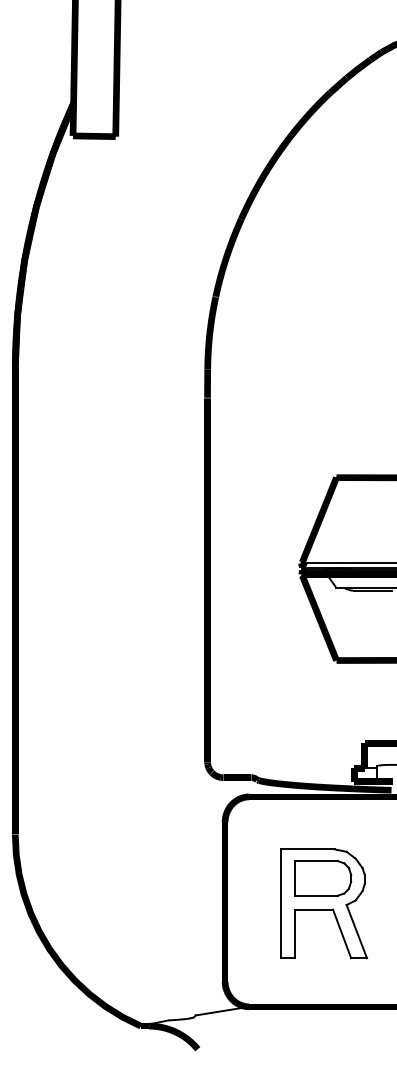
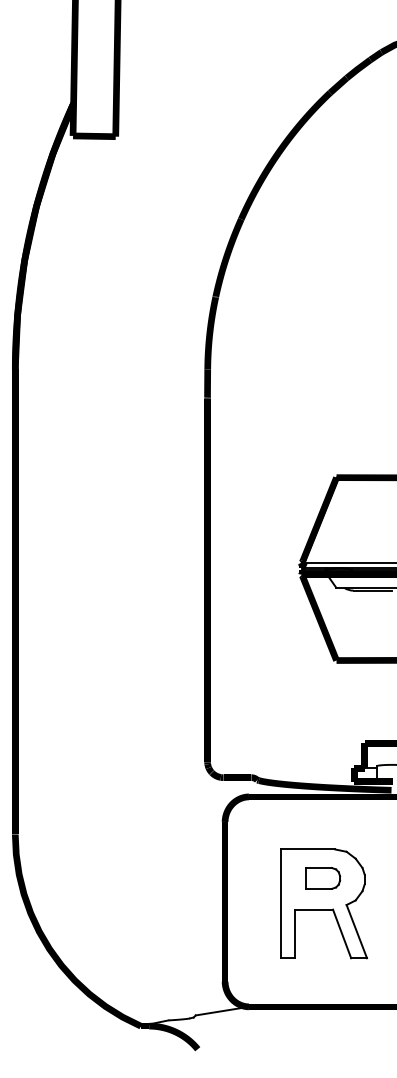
part size: 59x37 px -> 37x23 px (323, 878)
